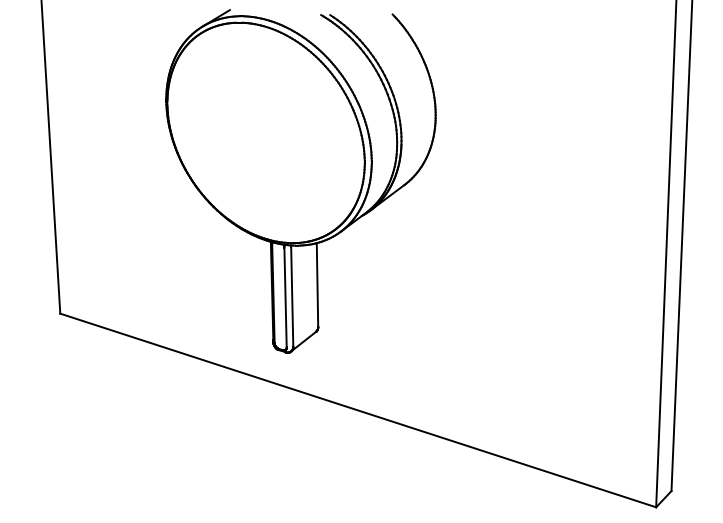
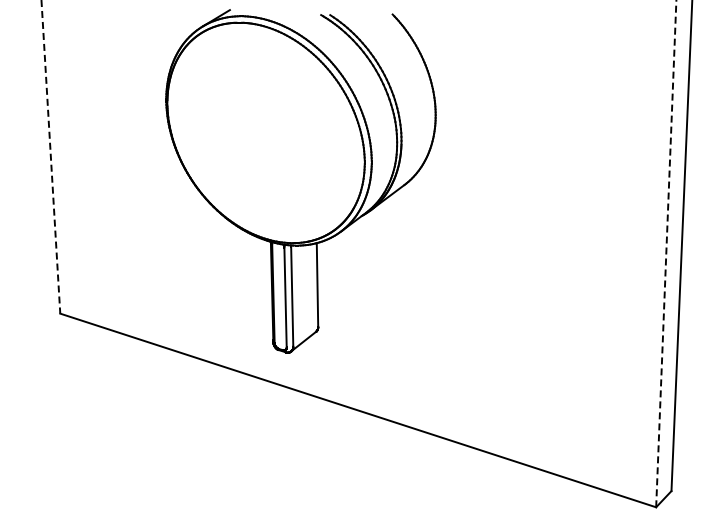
line: solid -> dashed (50, 157)
line: solid -> dashed (666, 253)
